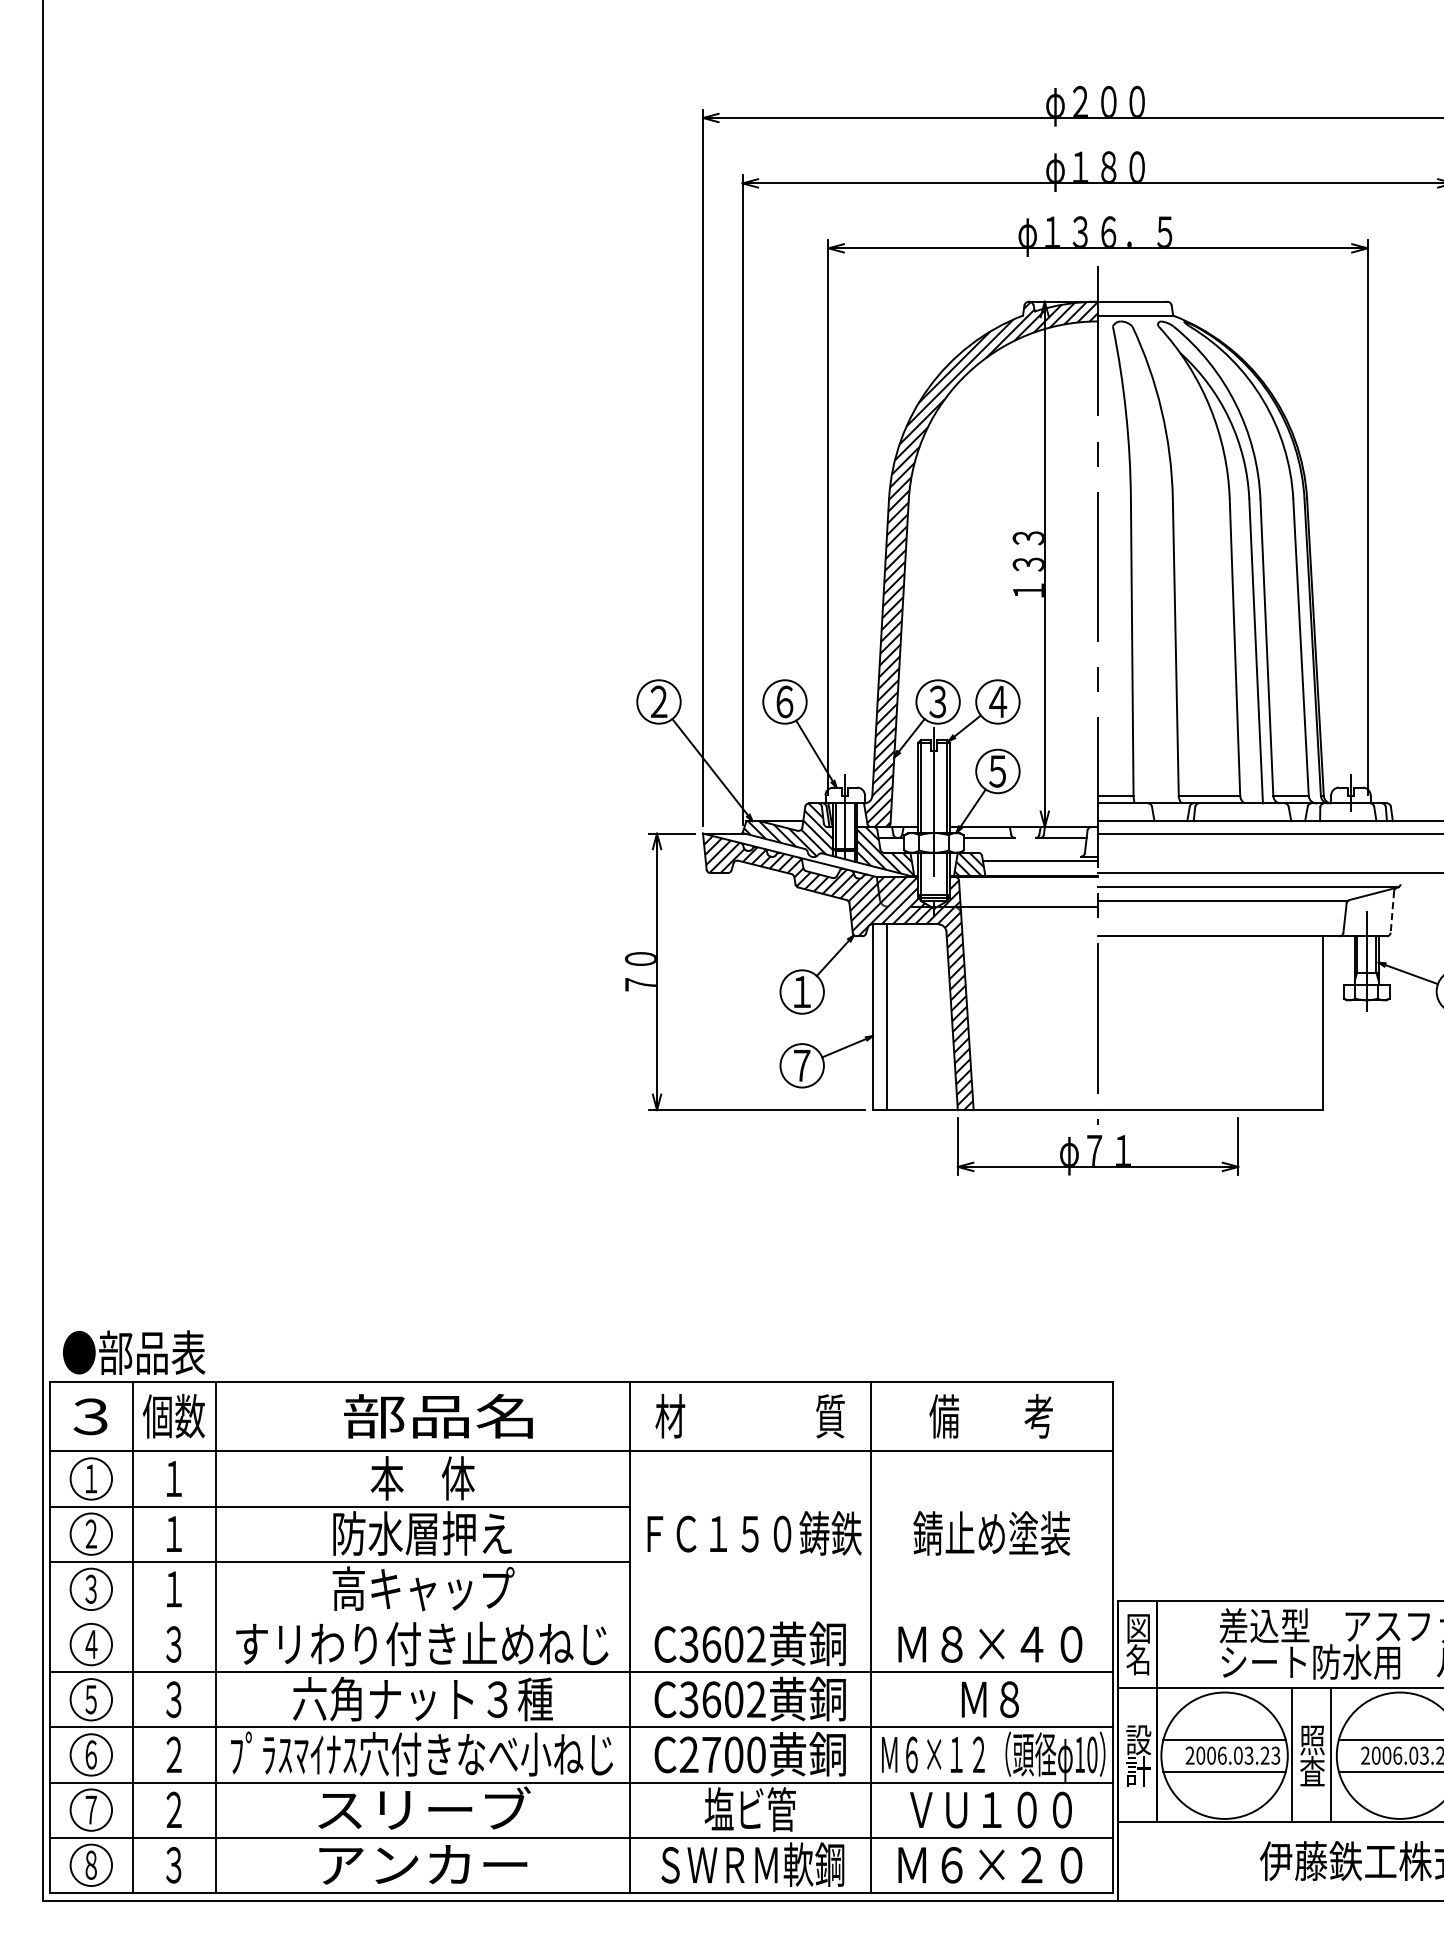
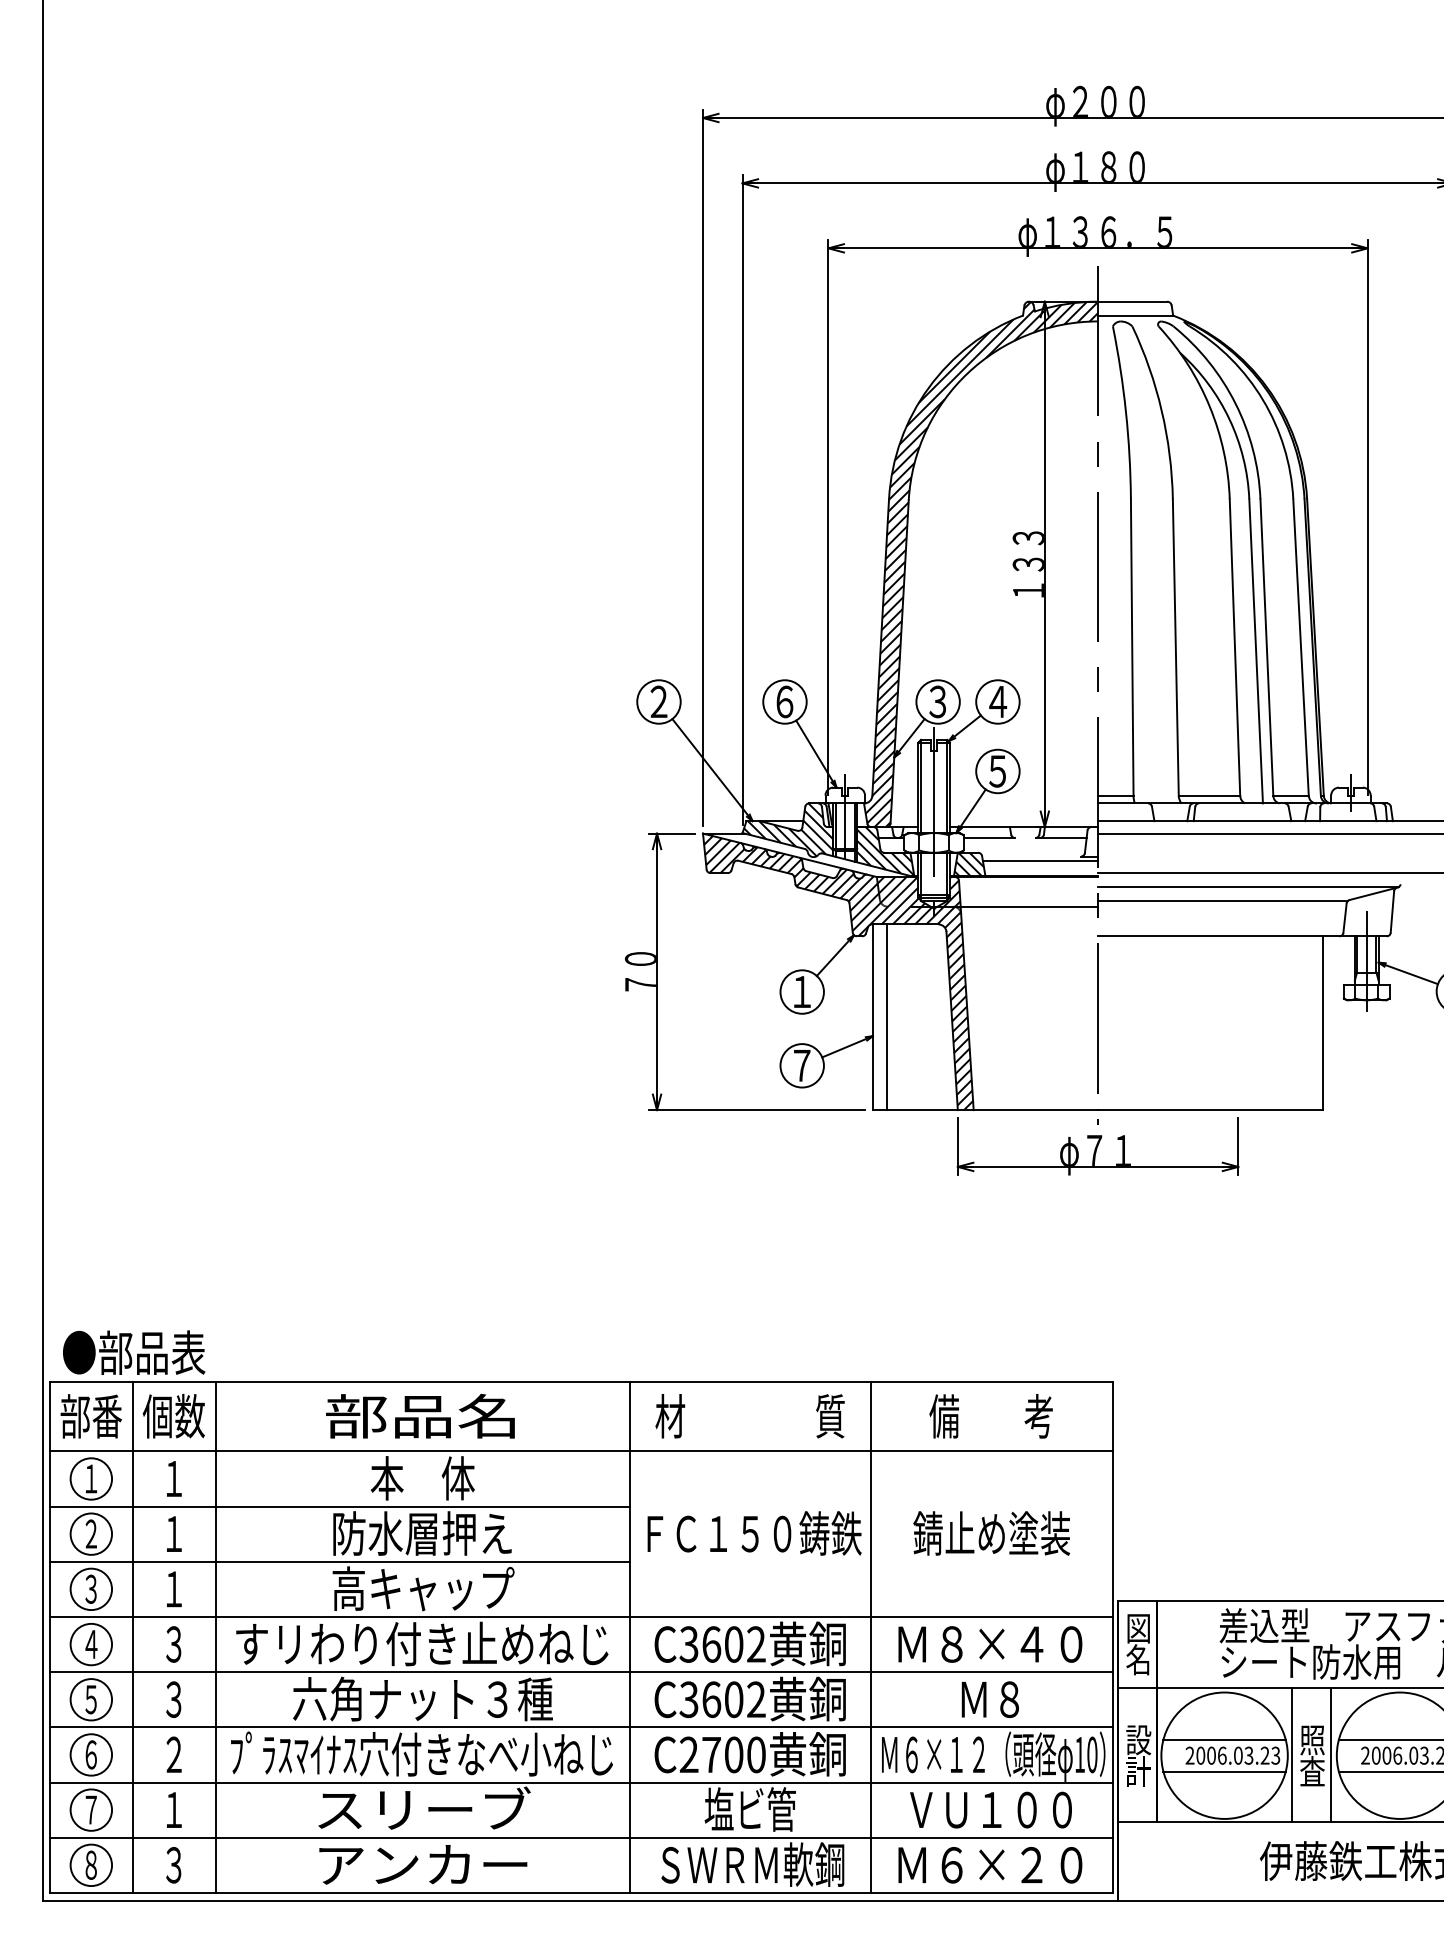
line: dashed -> solid (1392, 911)
text position: (438, 1415) -> (420, 1415) (420, 1415)
text: ３ -> 部番 (91, 1416)
line: none -> present (581, 1616)
text: ２ -> １ (173, 1809)
